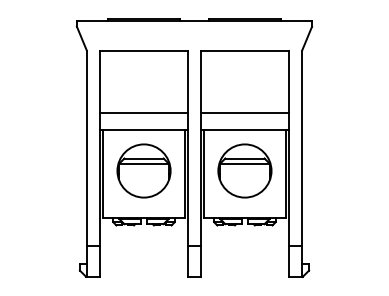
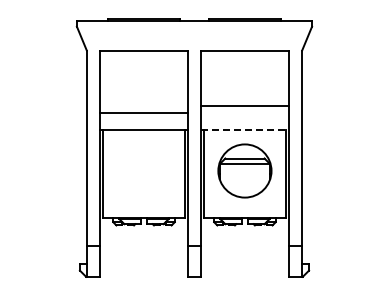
line position: (244, 113) -> (244, 106) (244, 106)
line: solid -> dashed (244, 130)
part: present -> none (143, 170)
